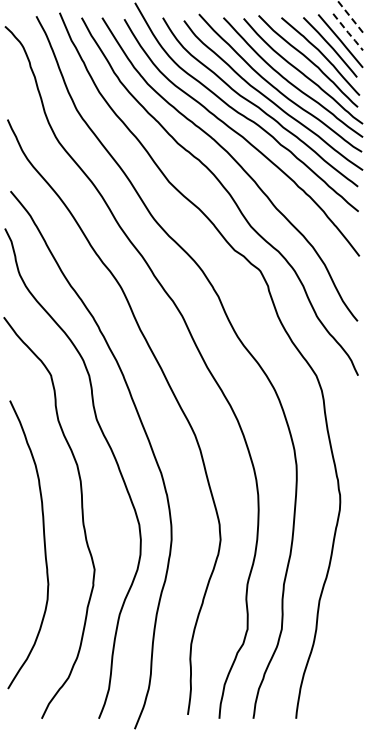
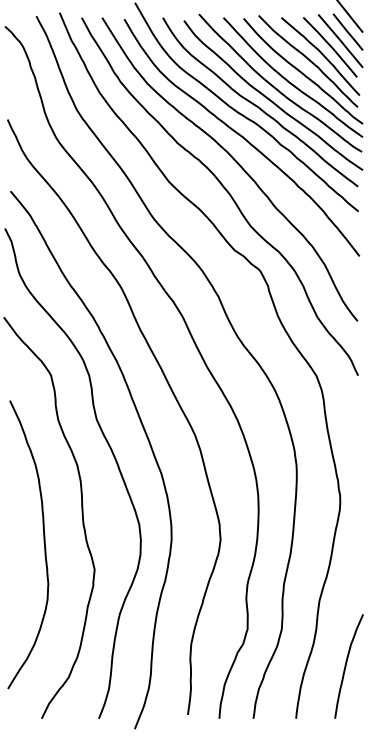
line: dashed -> solid (350, 16)
line: dashed -> solid (348, 32)
curve: none -> present (346, 666)
